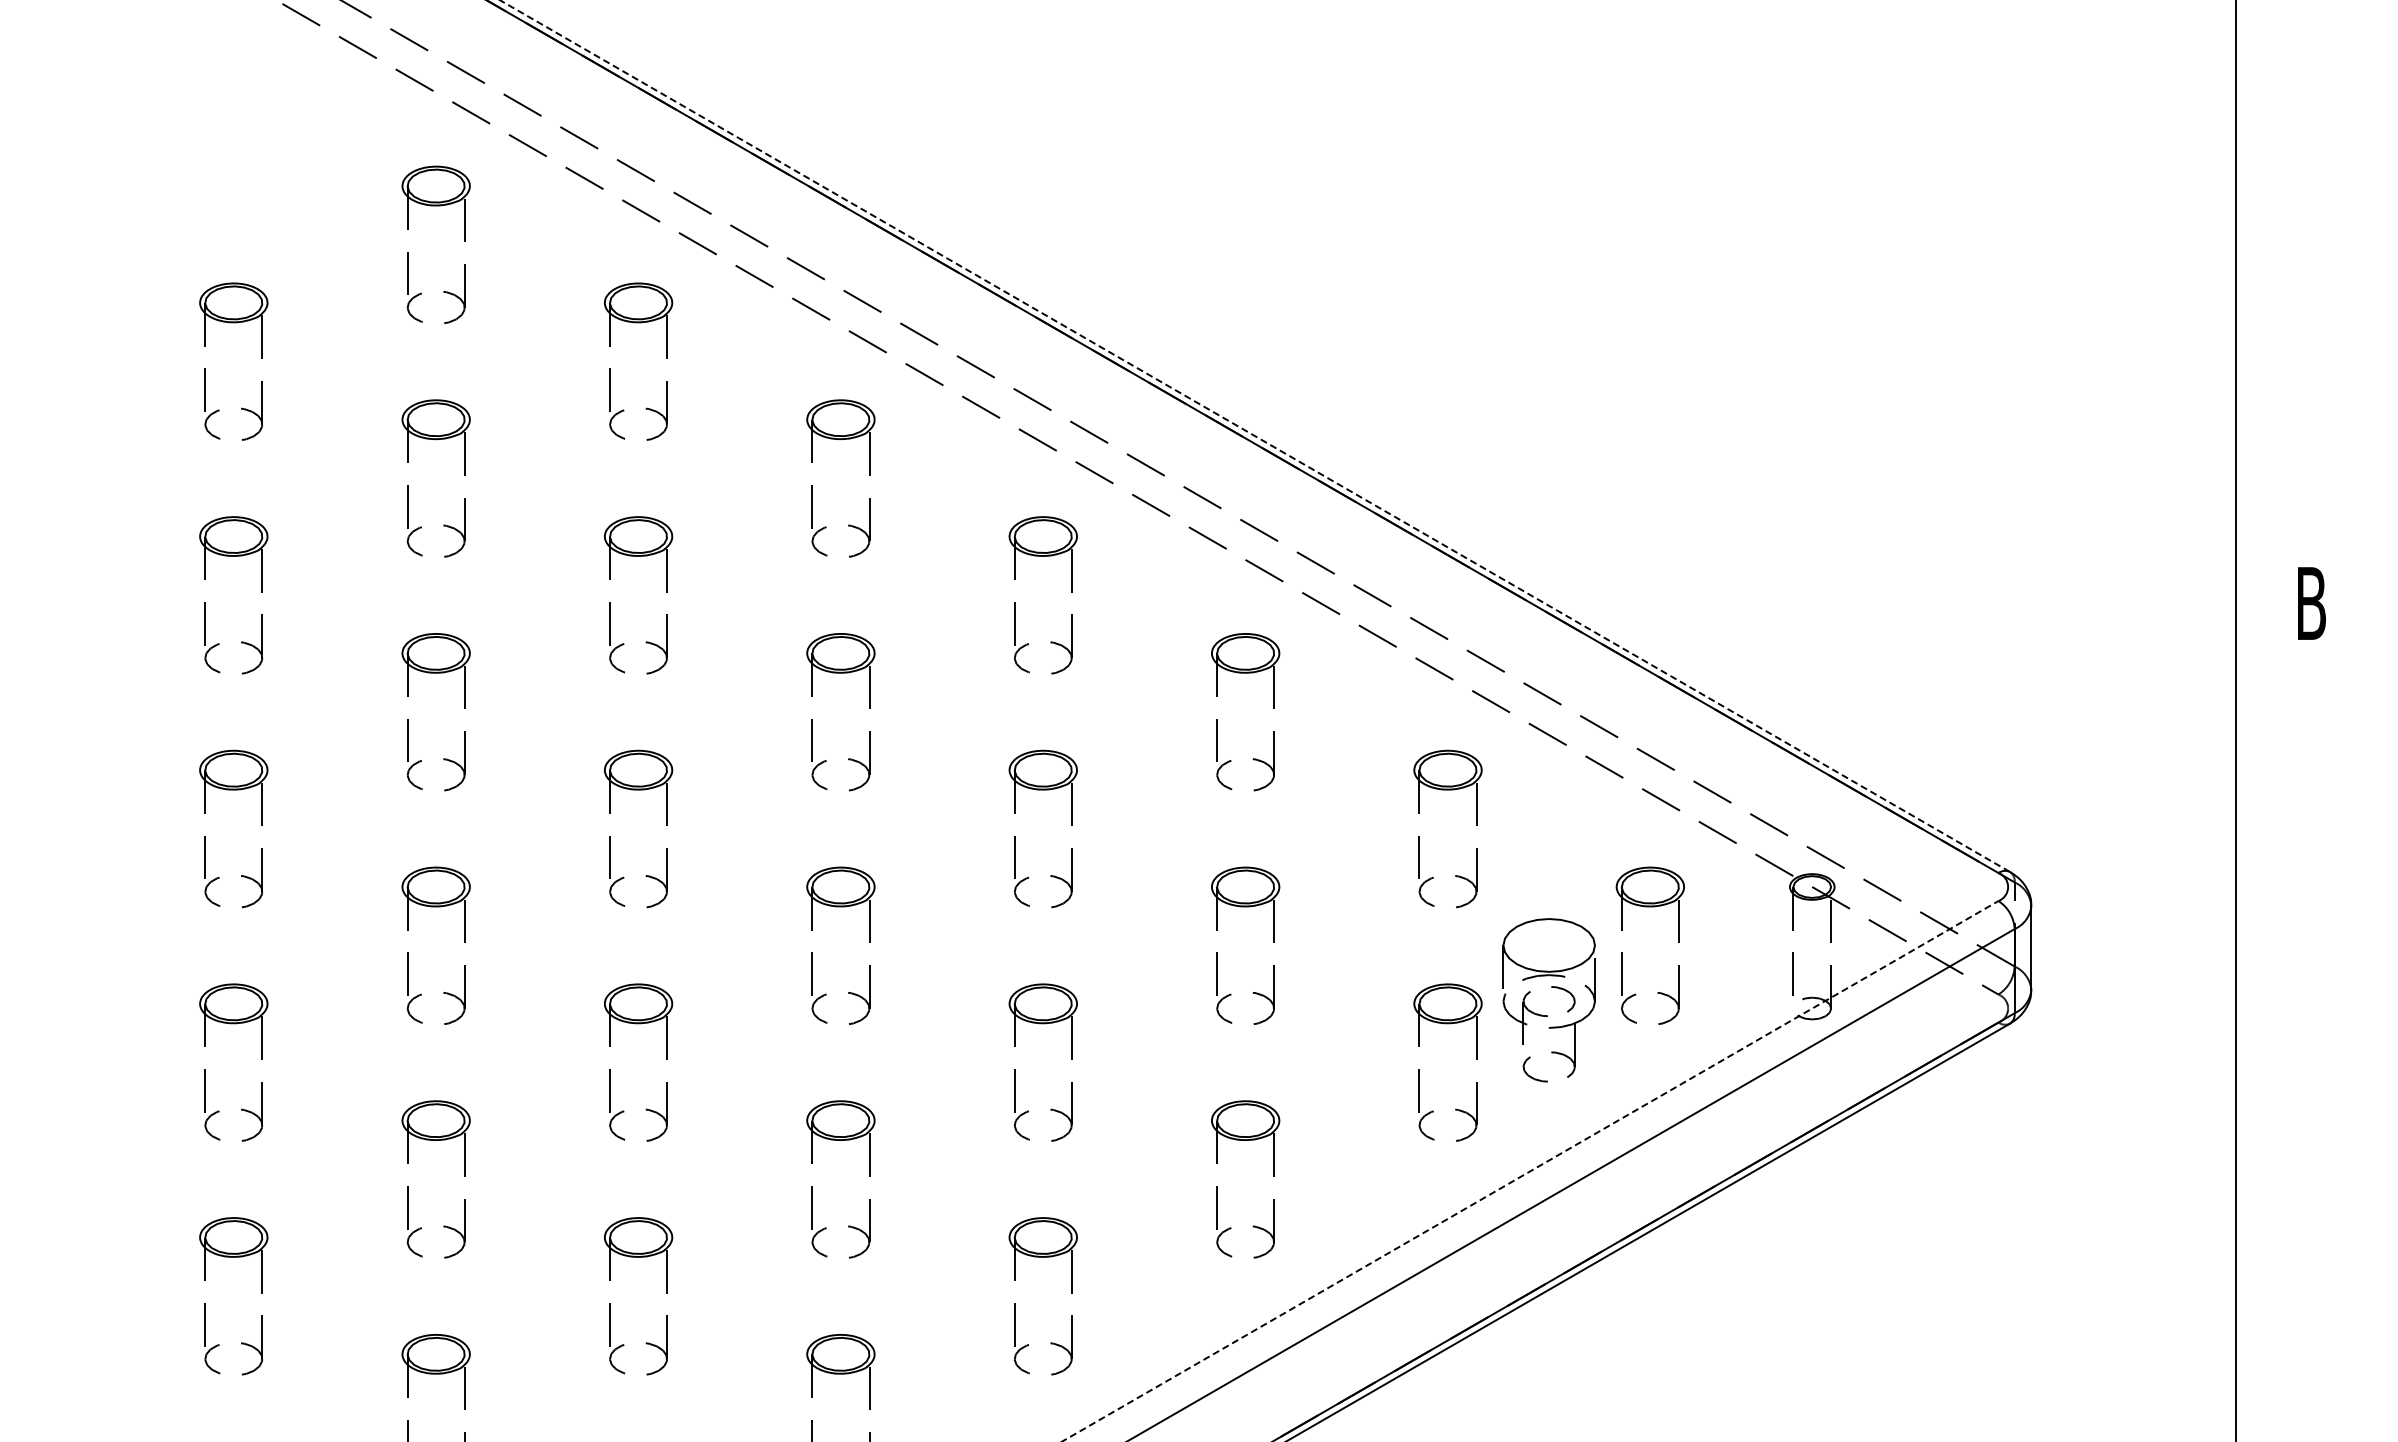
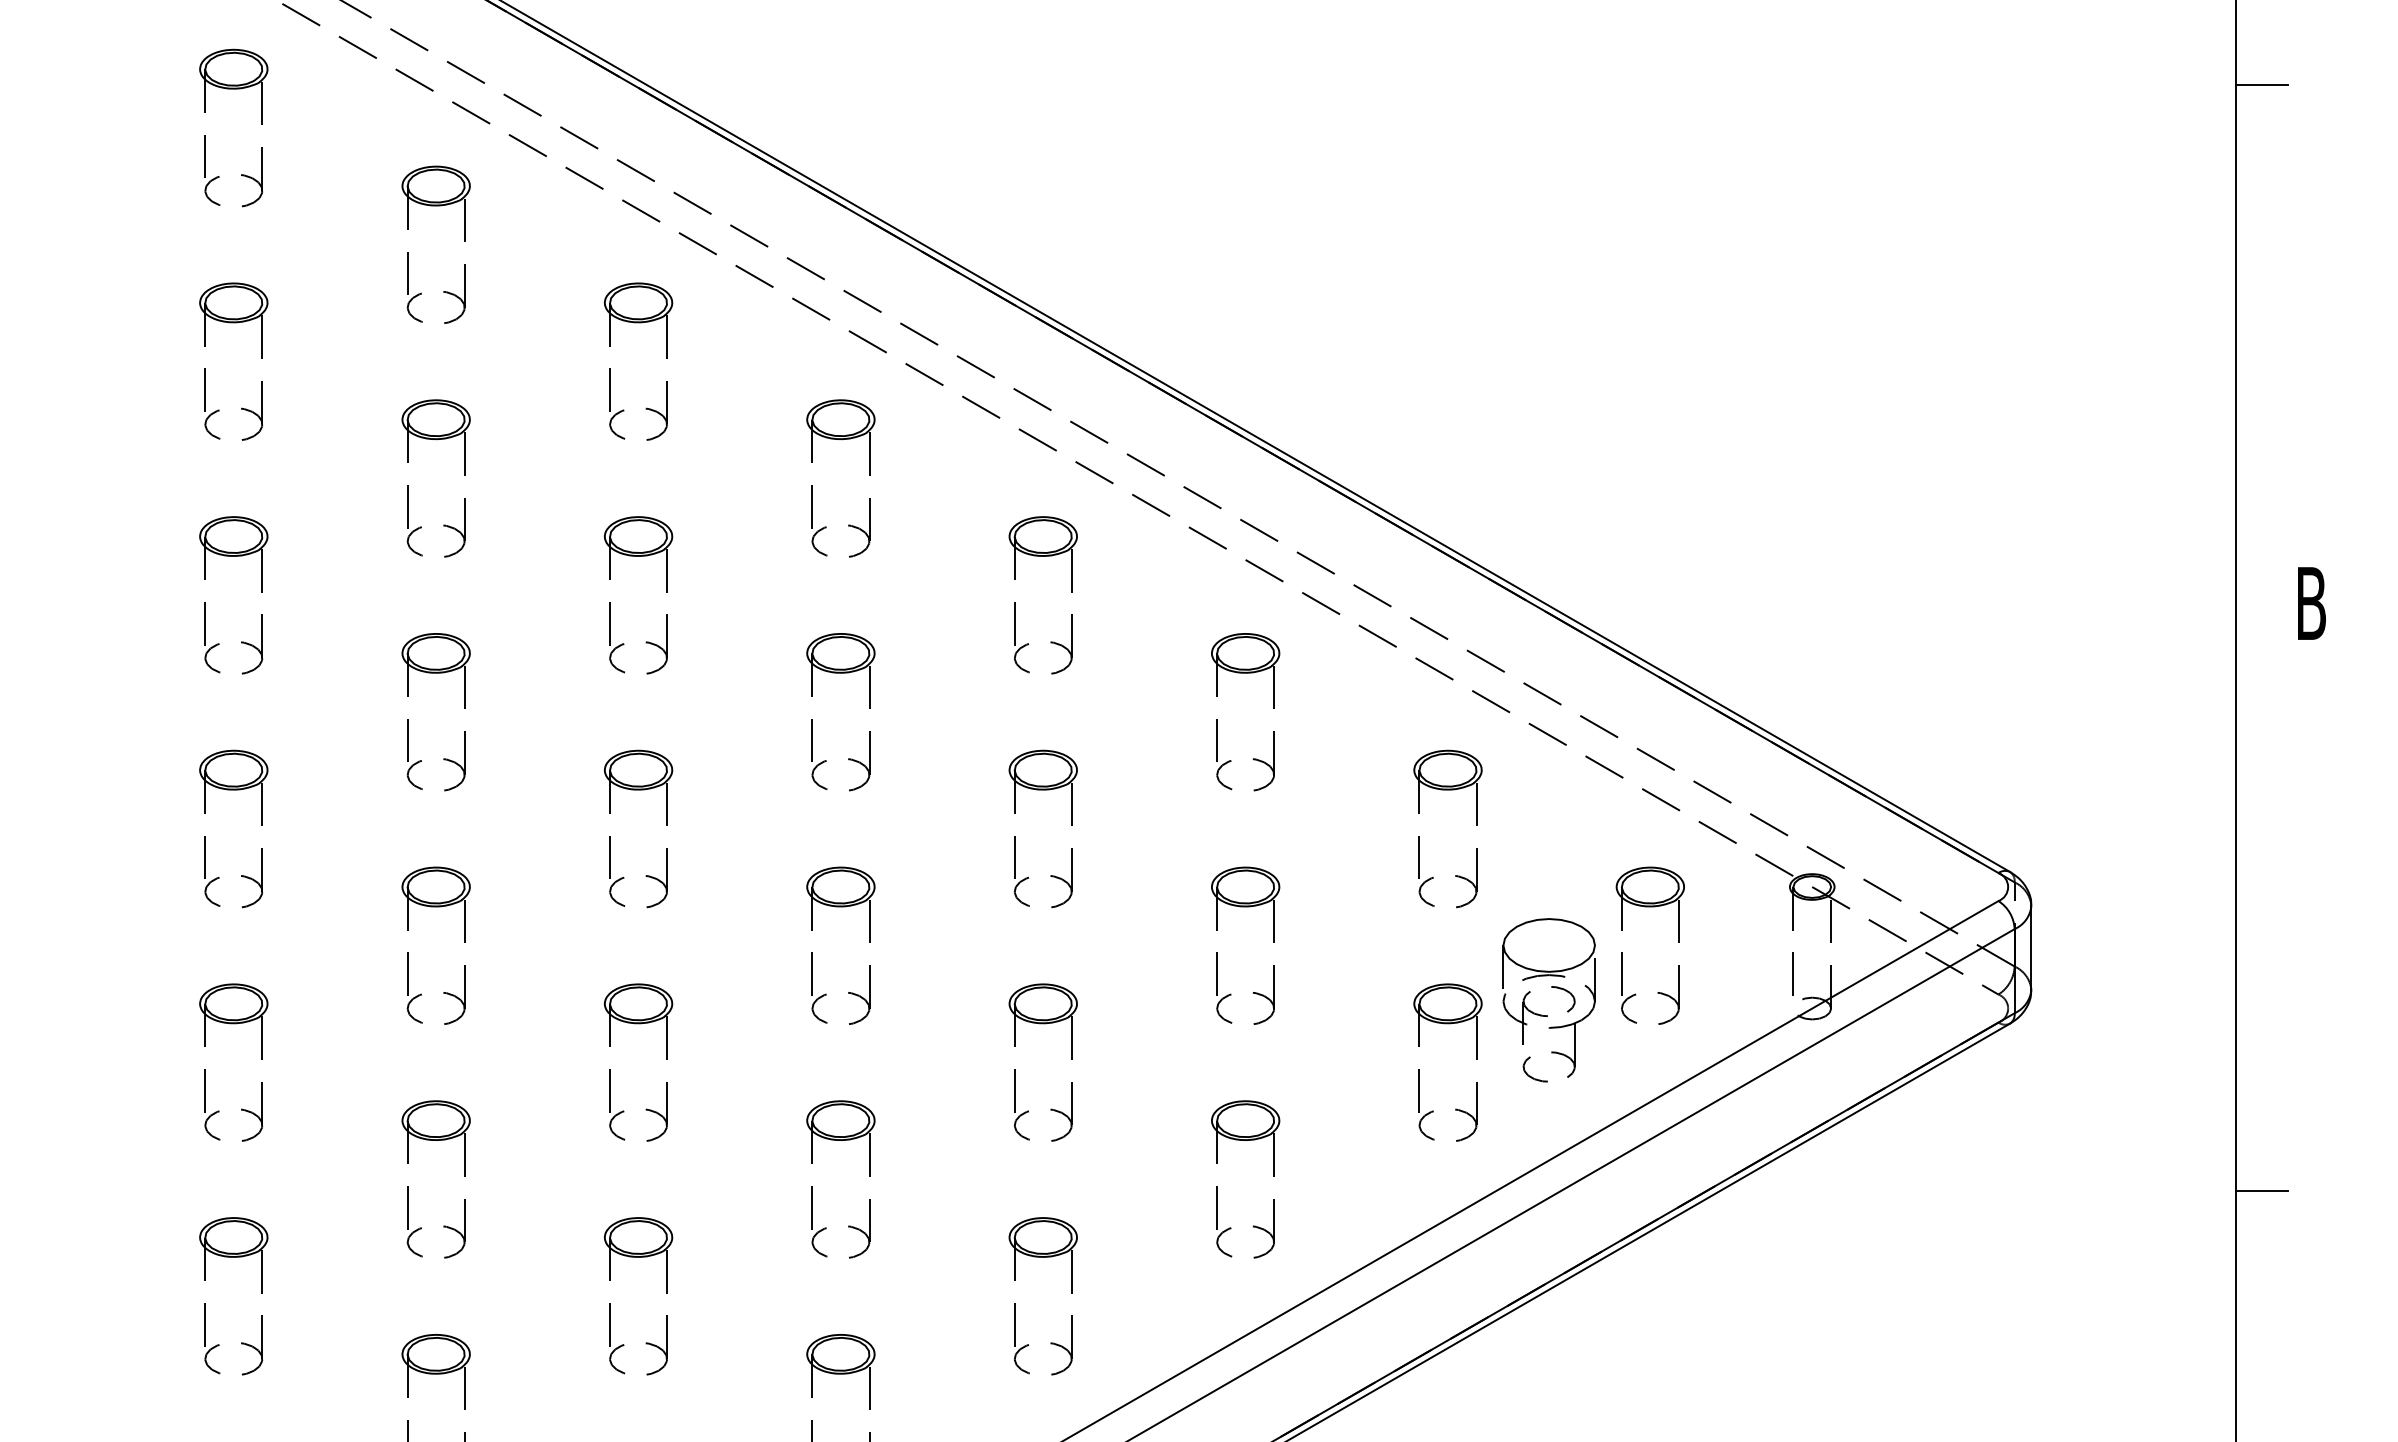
line: none -> present (2261, 85)
part: none -> present (261, 124)
line: dashed -> solid (1254, 436)
line: dashed -> solid (1529, 1171)
line: none -> present (2261, 1191)
